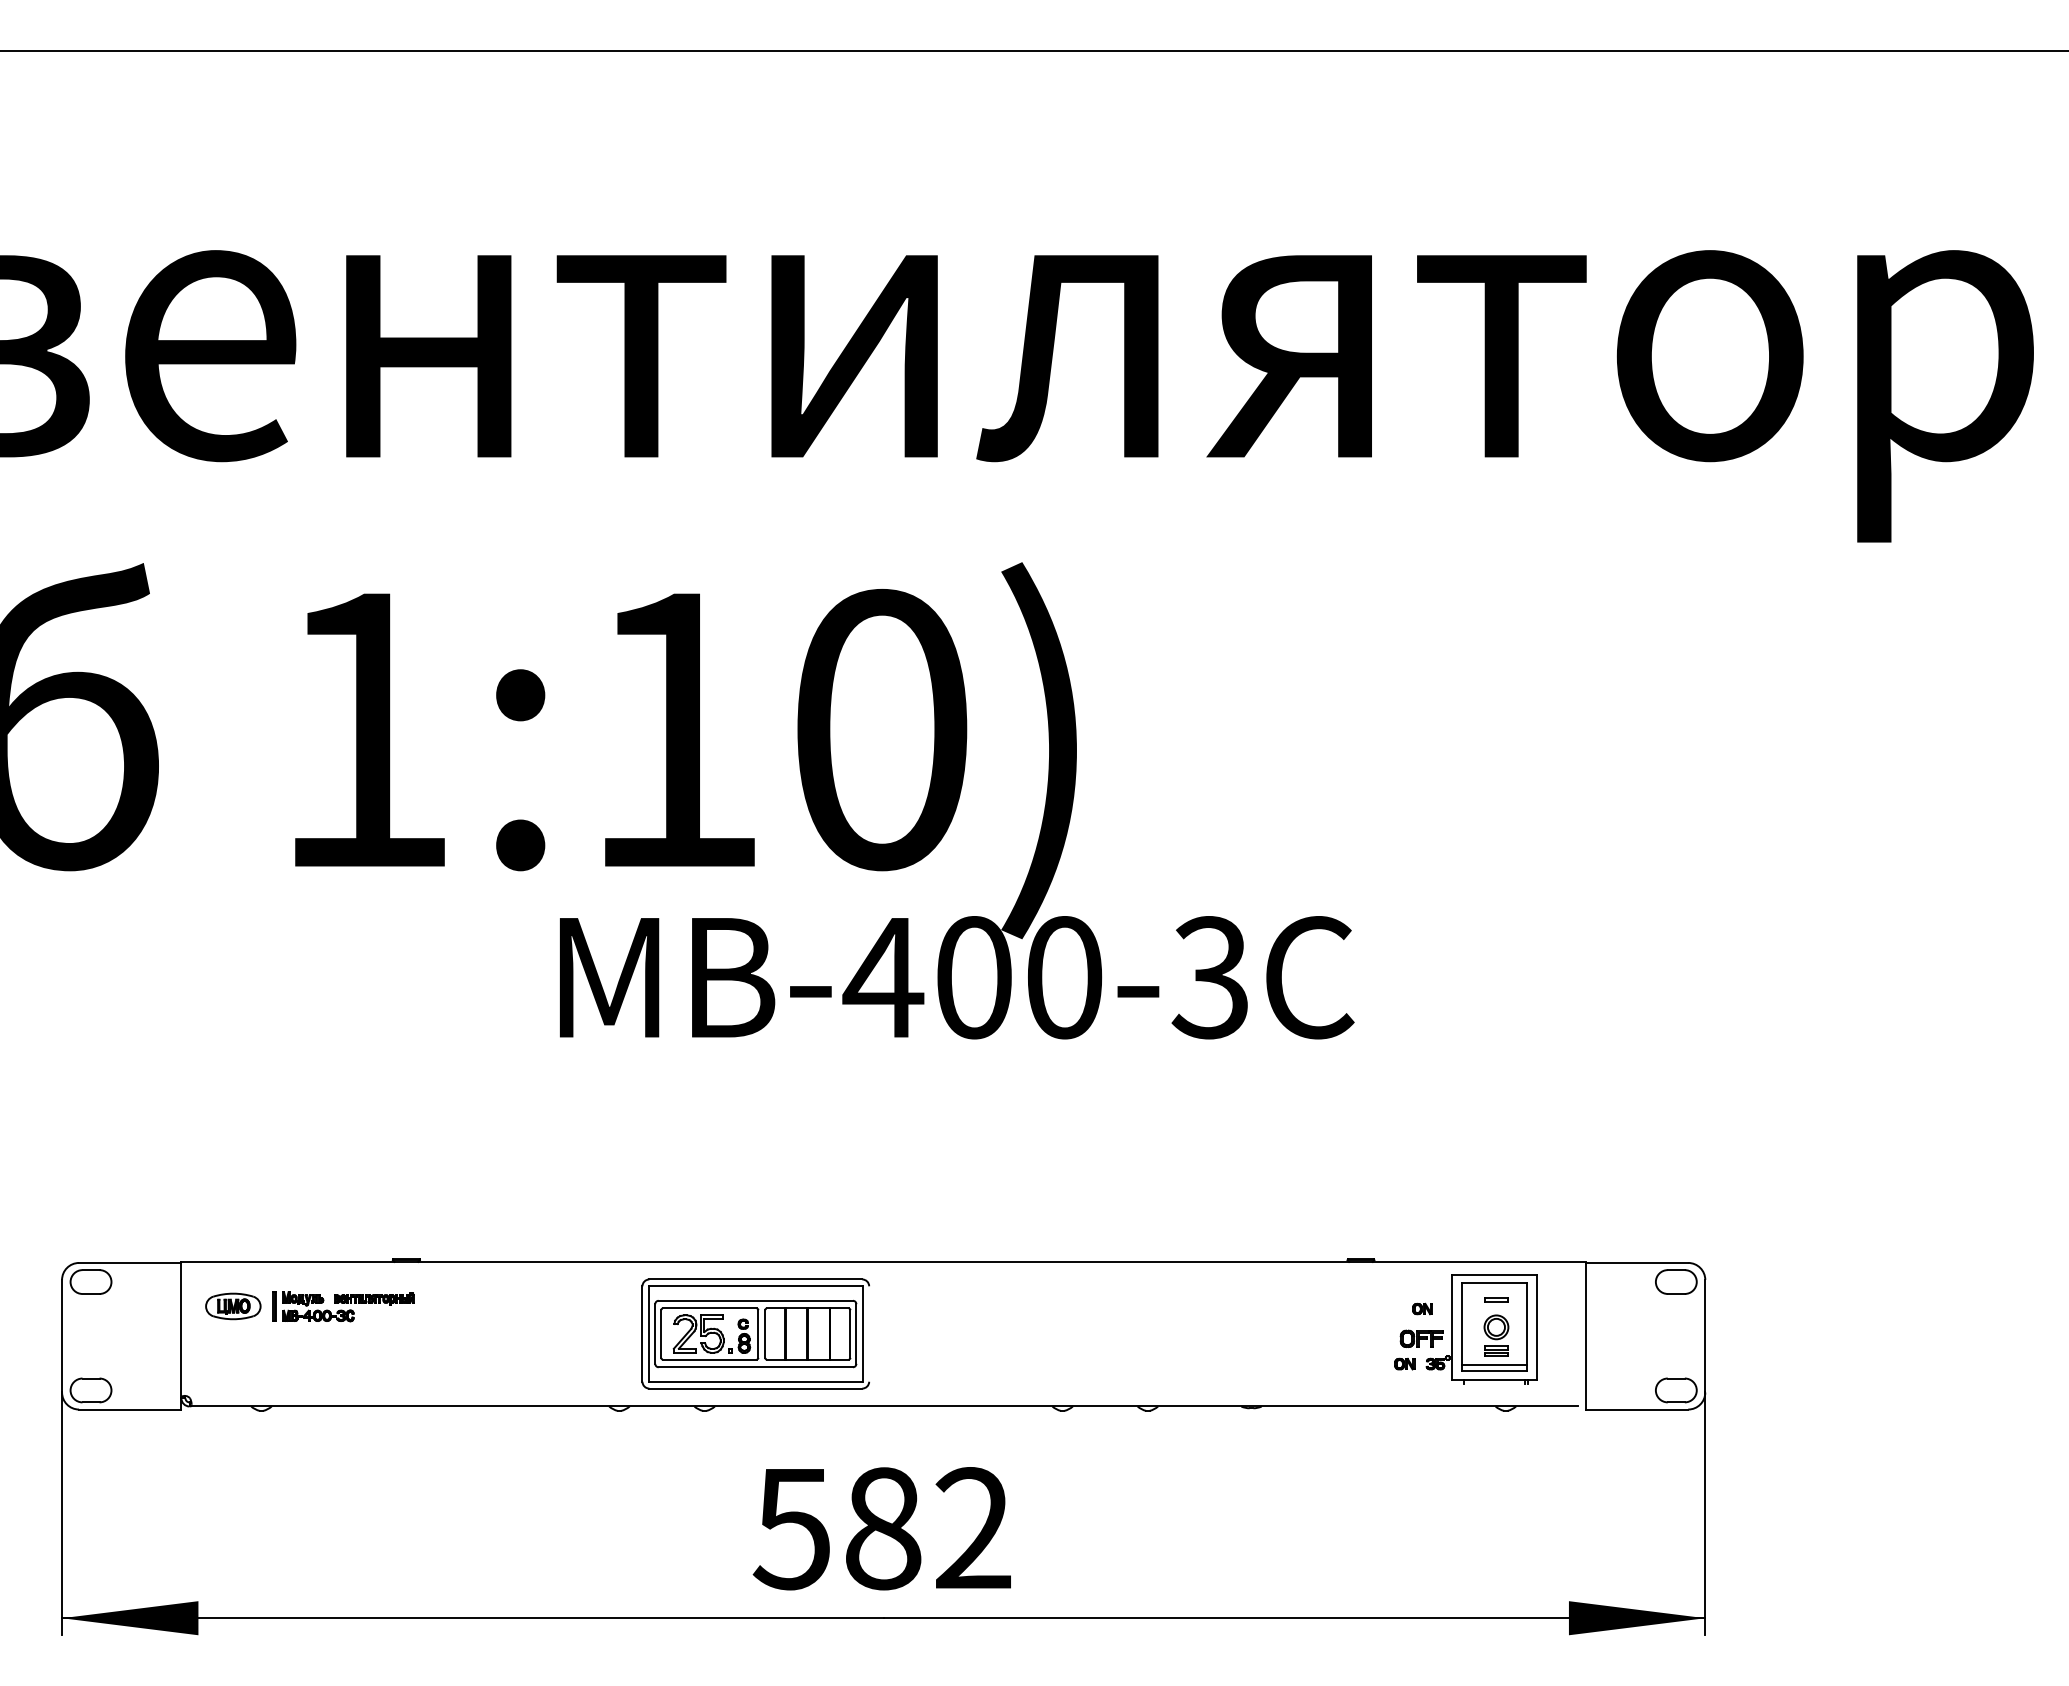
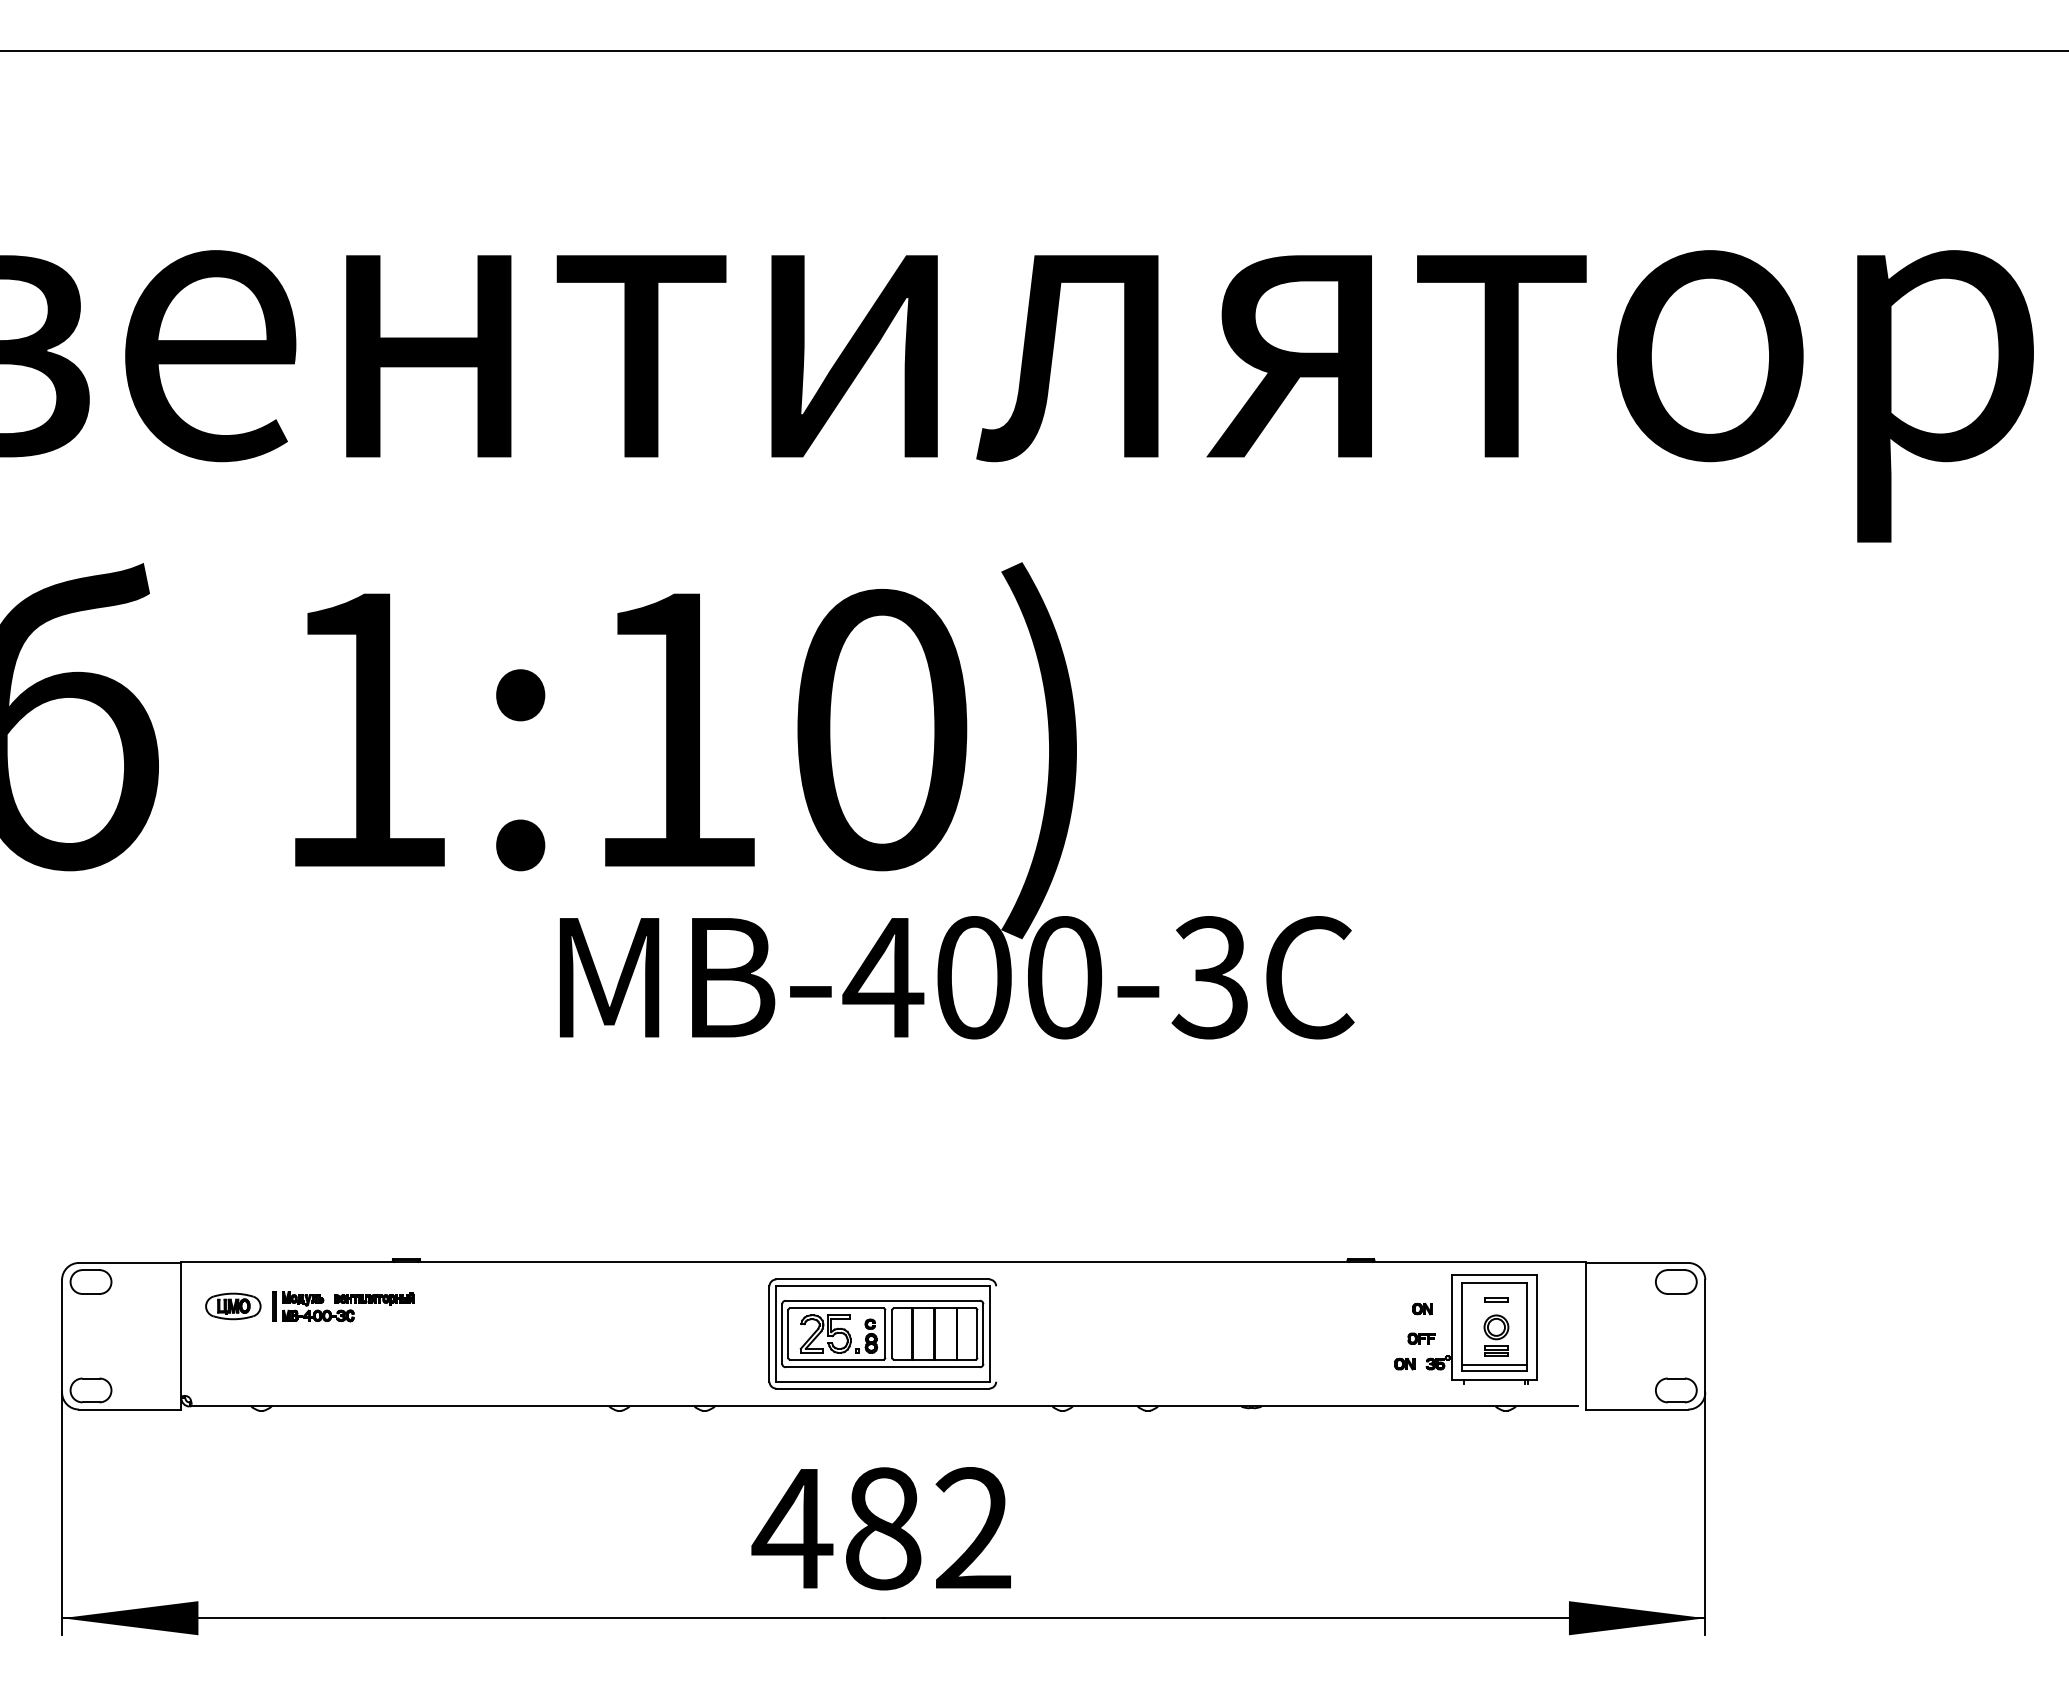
part position: (755, 1333) -> (882, 1333) (882, 1333)
part size: 45x19 px -> 29x13 px (1421, 1338)
text: 582 -> 482 (792, 1529)
